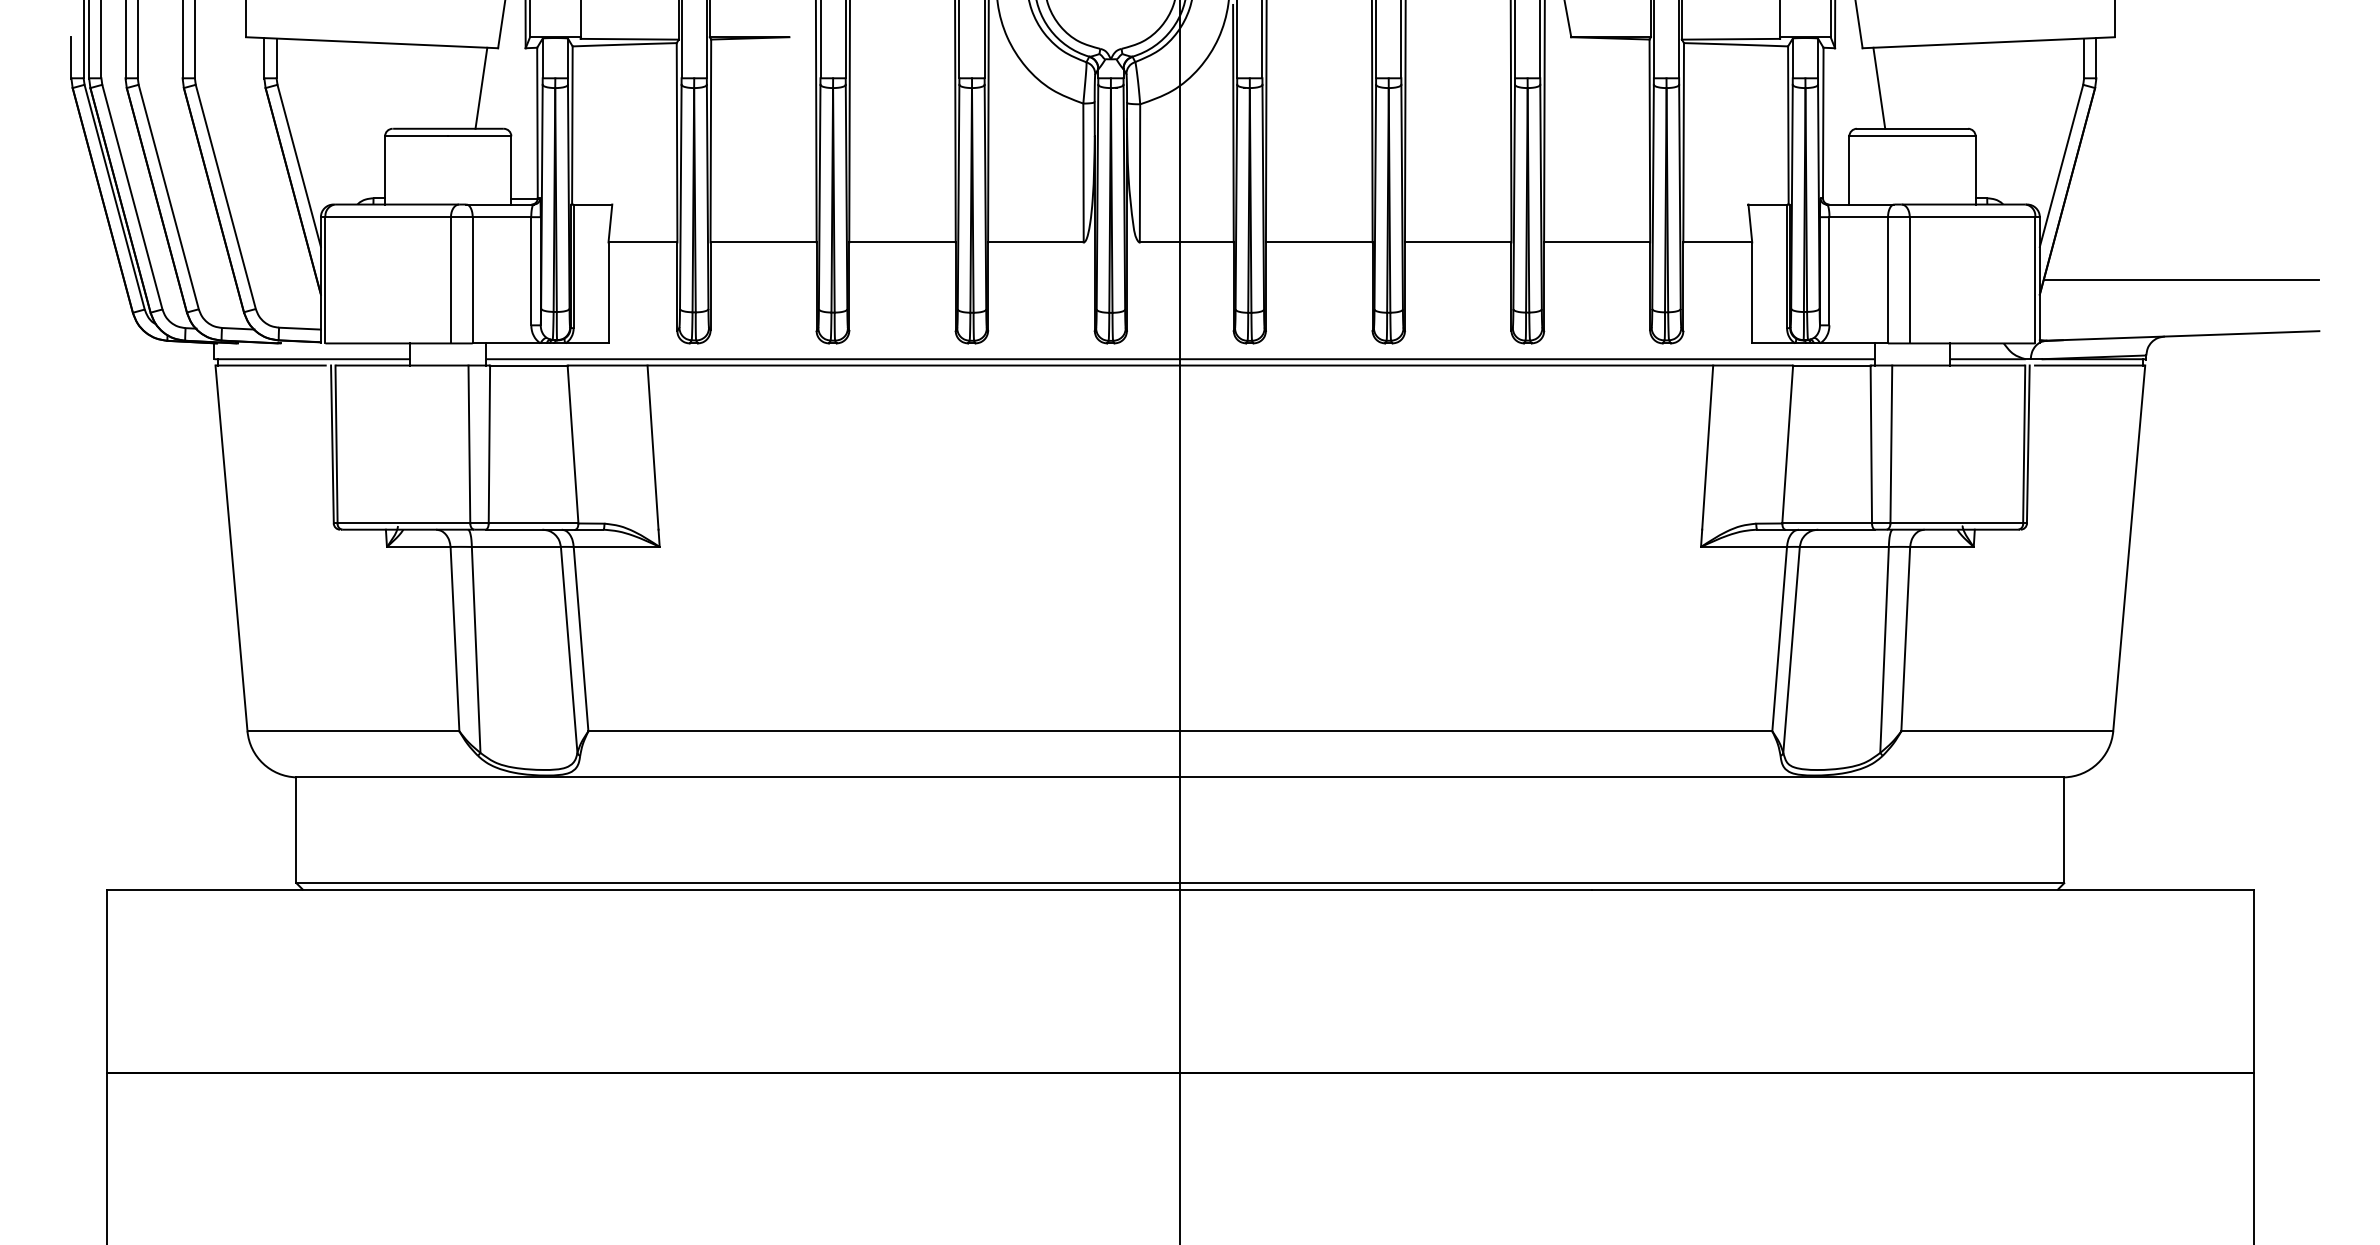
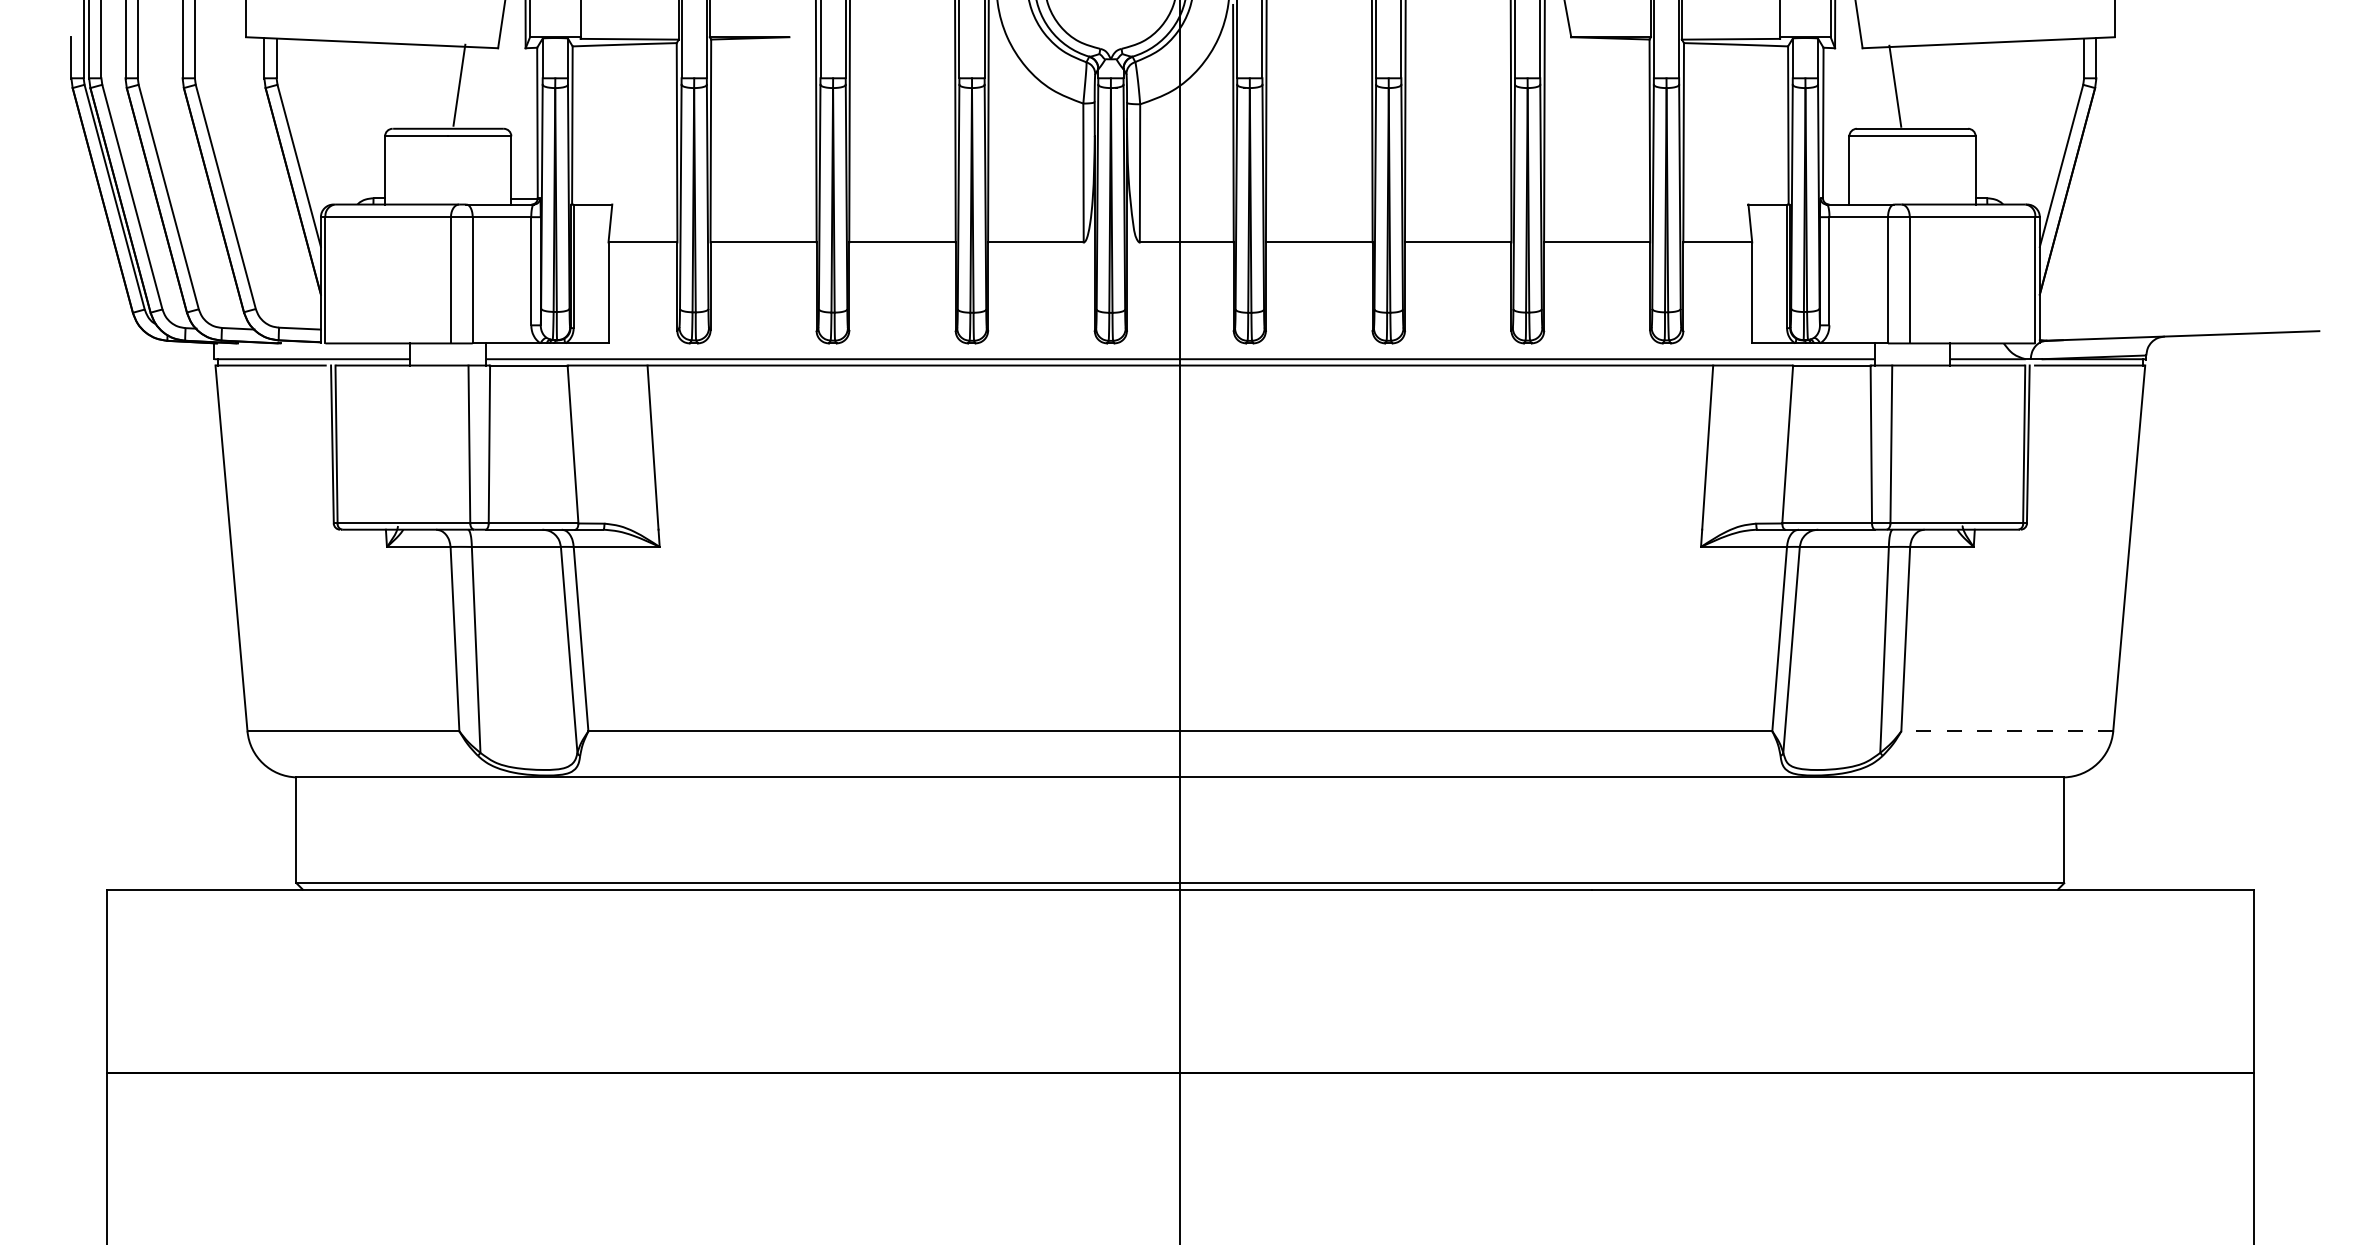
line position: (481, 87) -> (459, 84) (459, 84)
line position: (1879, 87) -> (1895, 85) (1895, 85)
line: present -> none (2181, 280)
line: solid -> dashed (2007, 731)
